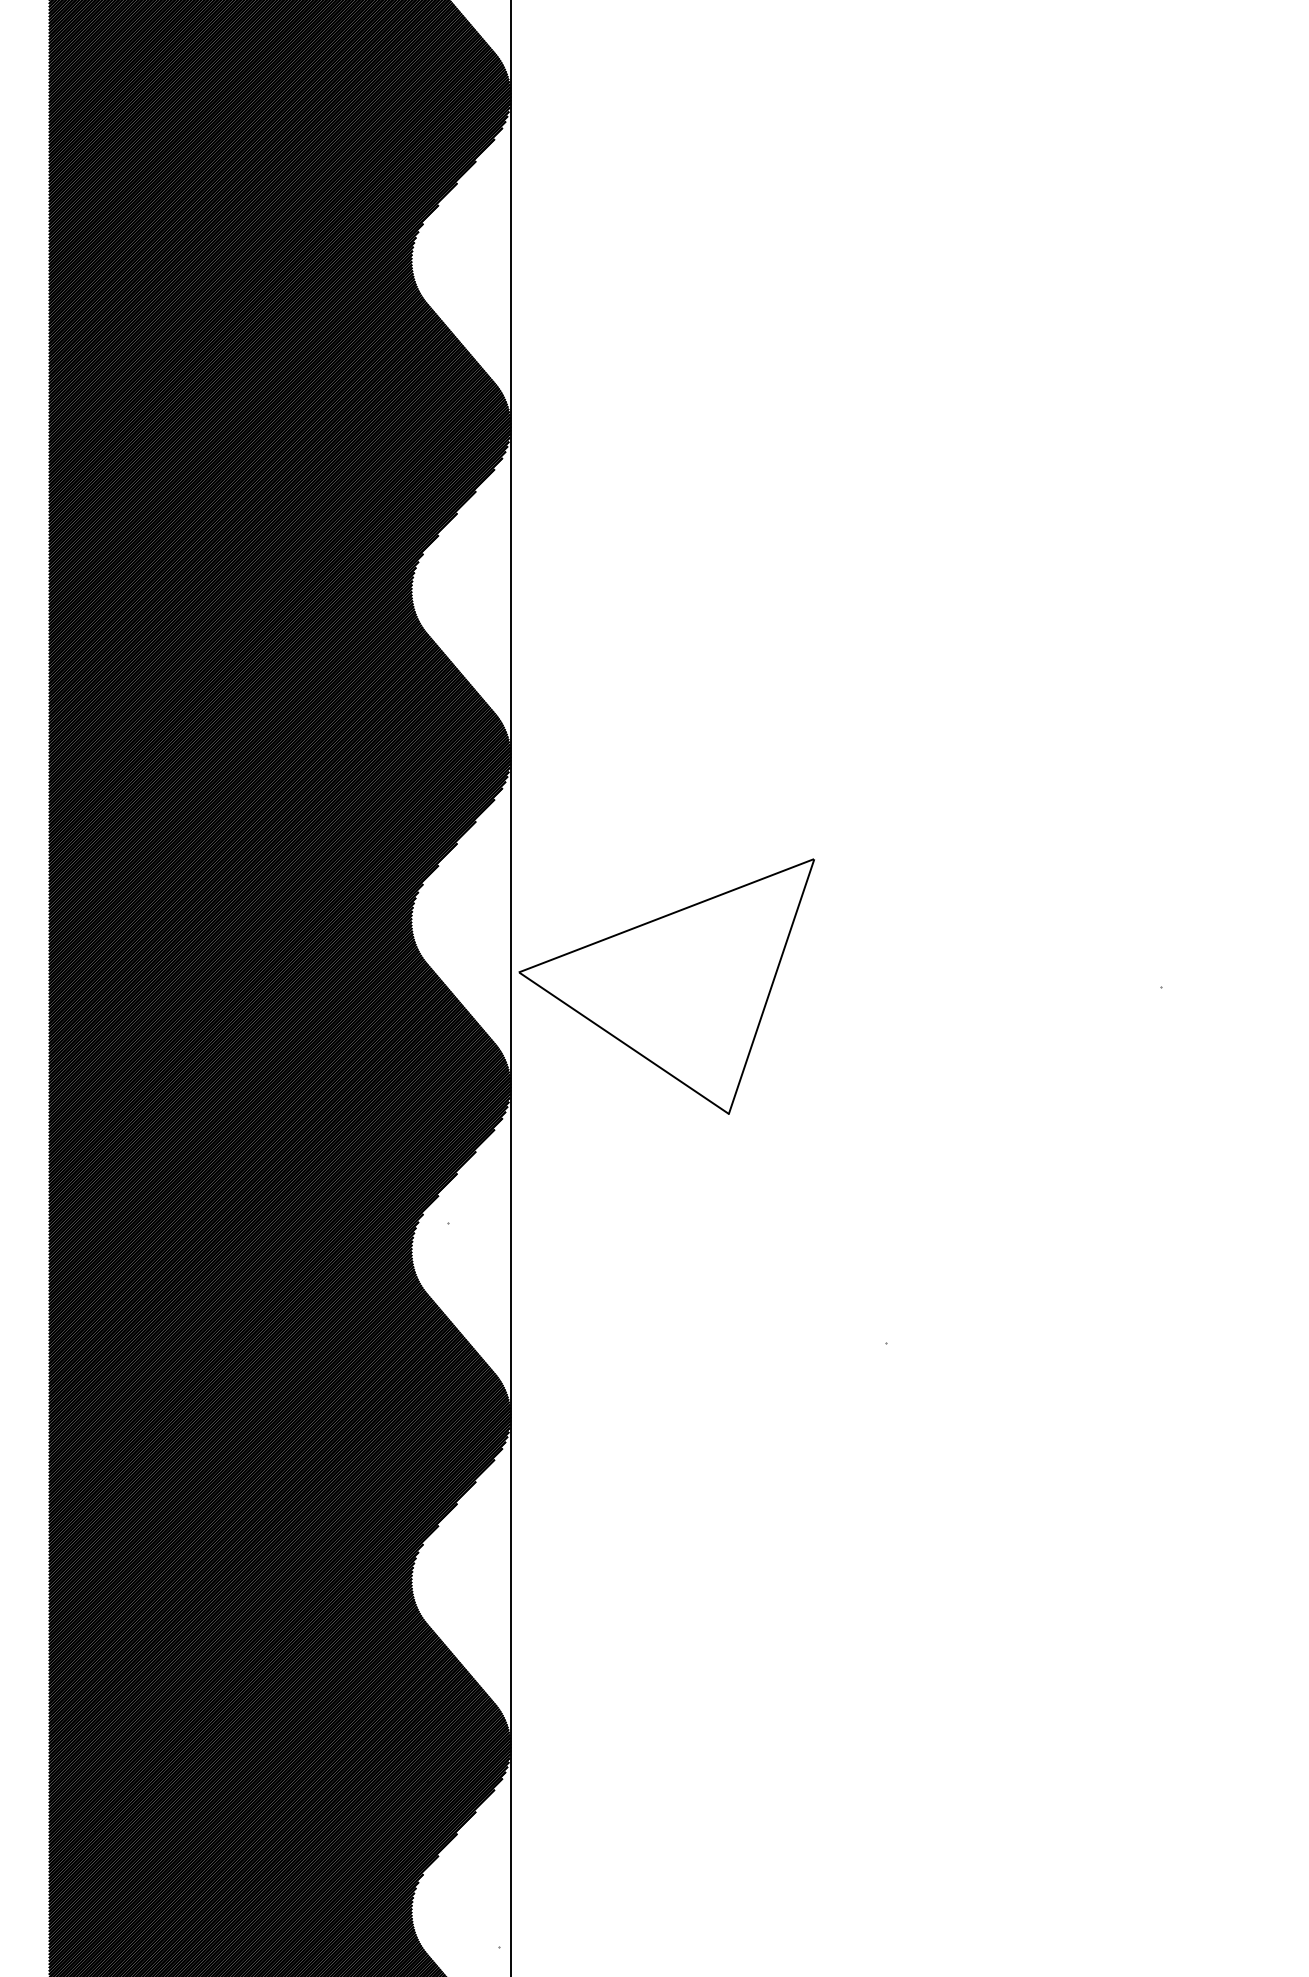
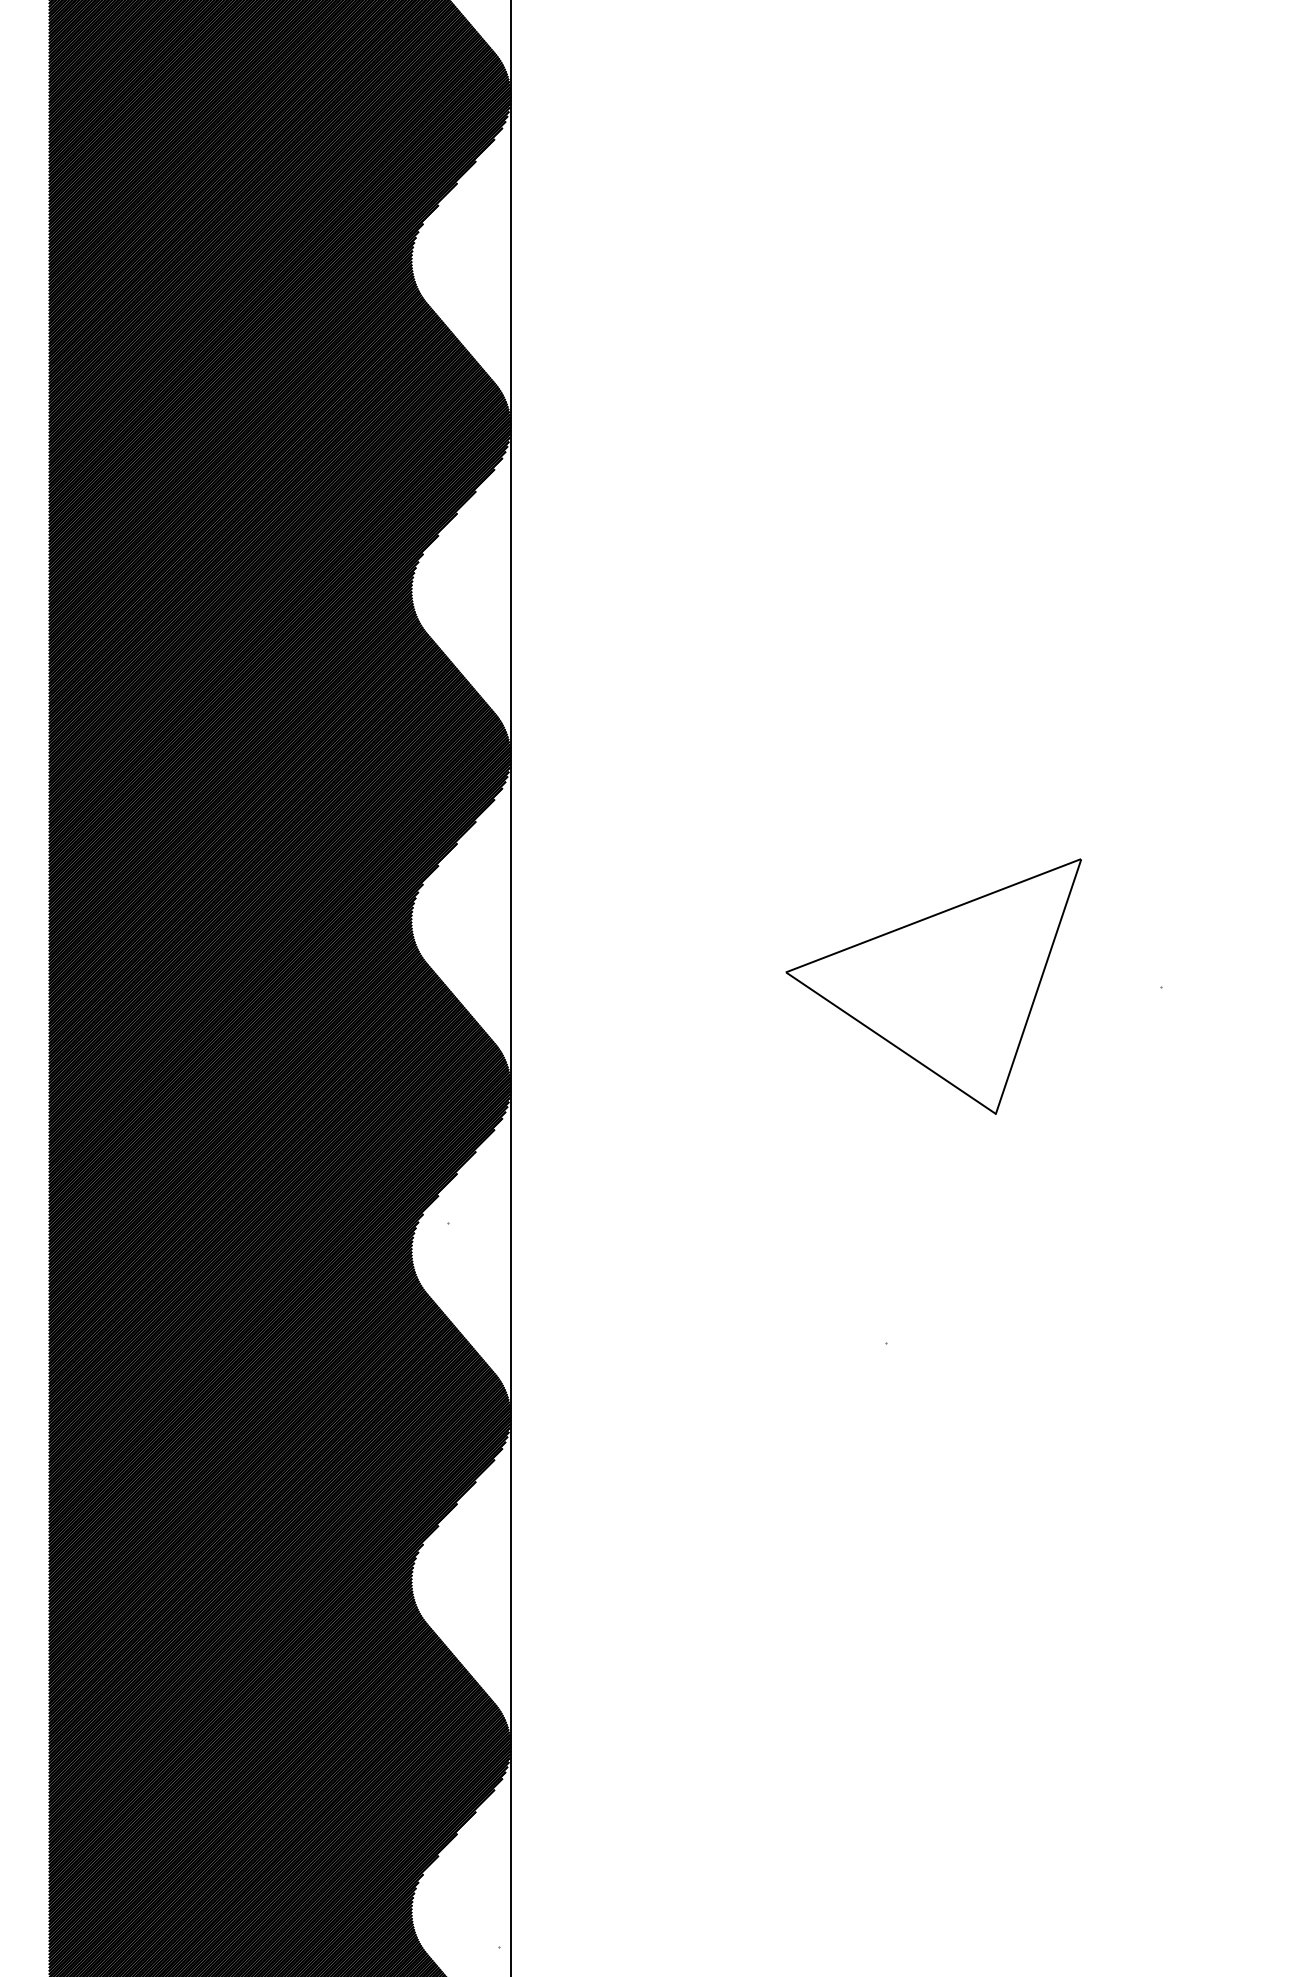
part position: (666, 986) -> (933, 986) (933, 986)
